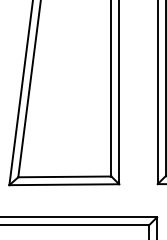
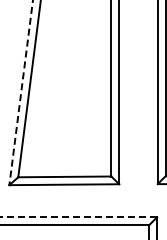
line: solid -> dashed (21, 93)
line: solid -> dashed (78, 217)
